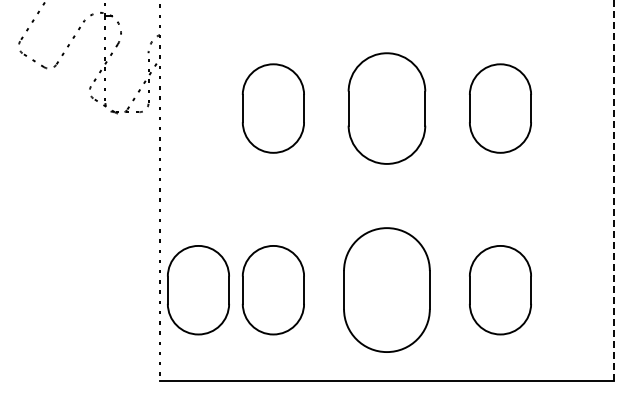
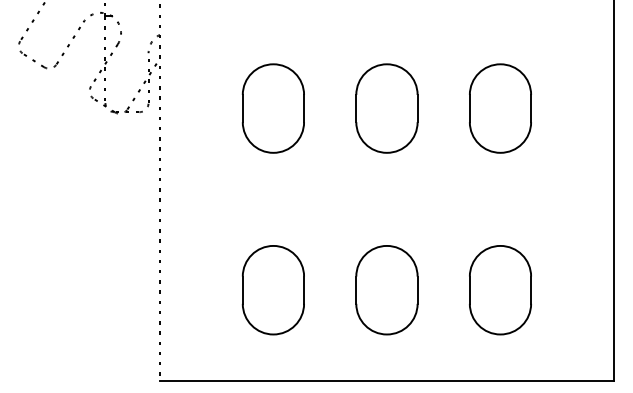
part size: 80x113 px -> 64x91 px (386, 108)
line: dashed -> solid (614, 190)
part size: 88x126 px -> 64x91 px (386, 290)
part: present -> none (198, 290)
